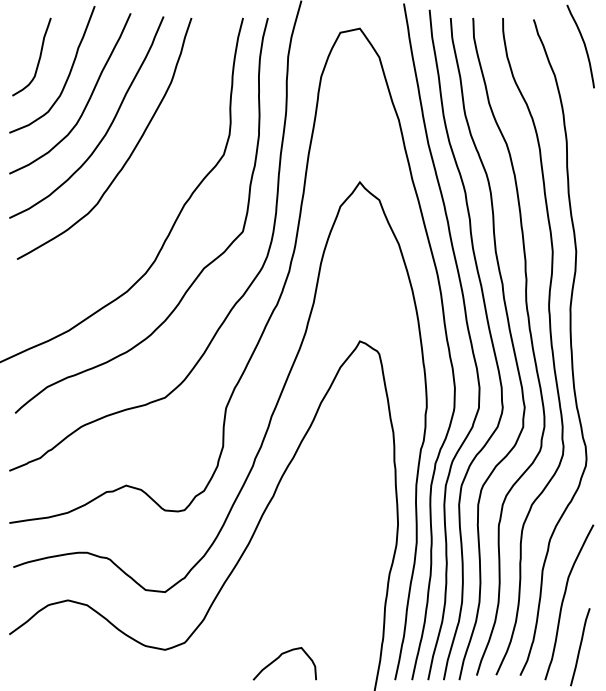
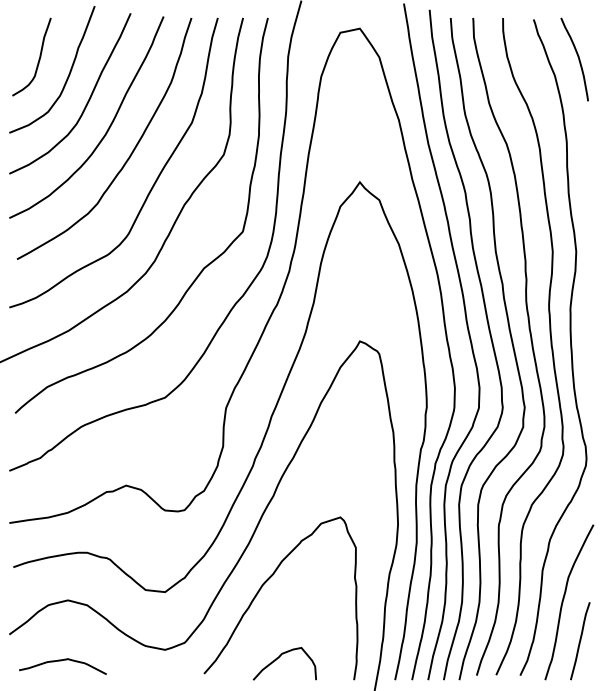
curve position: (583, 44) -> (577, 57) (577, 57)
curve: none -> present (153, 183)
curve: none -> present (262, 587)
curve position: (580, 647) -> (580, 641) (580, 641)
curve: none -> present (61, 661)
